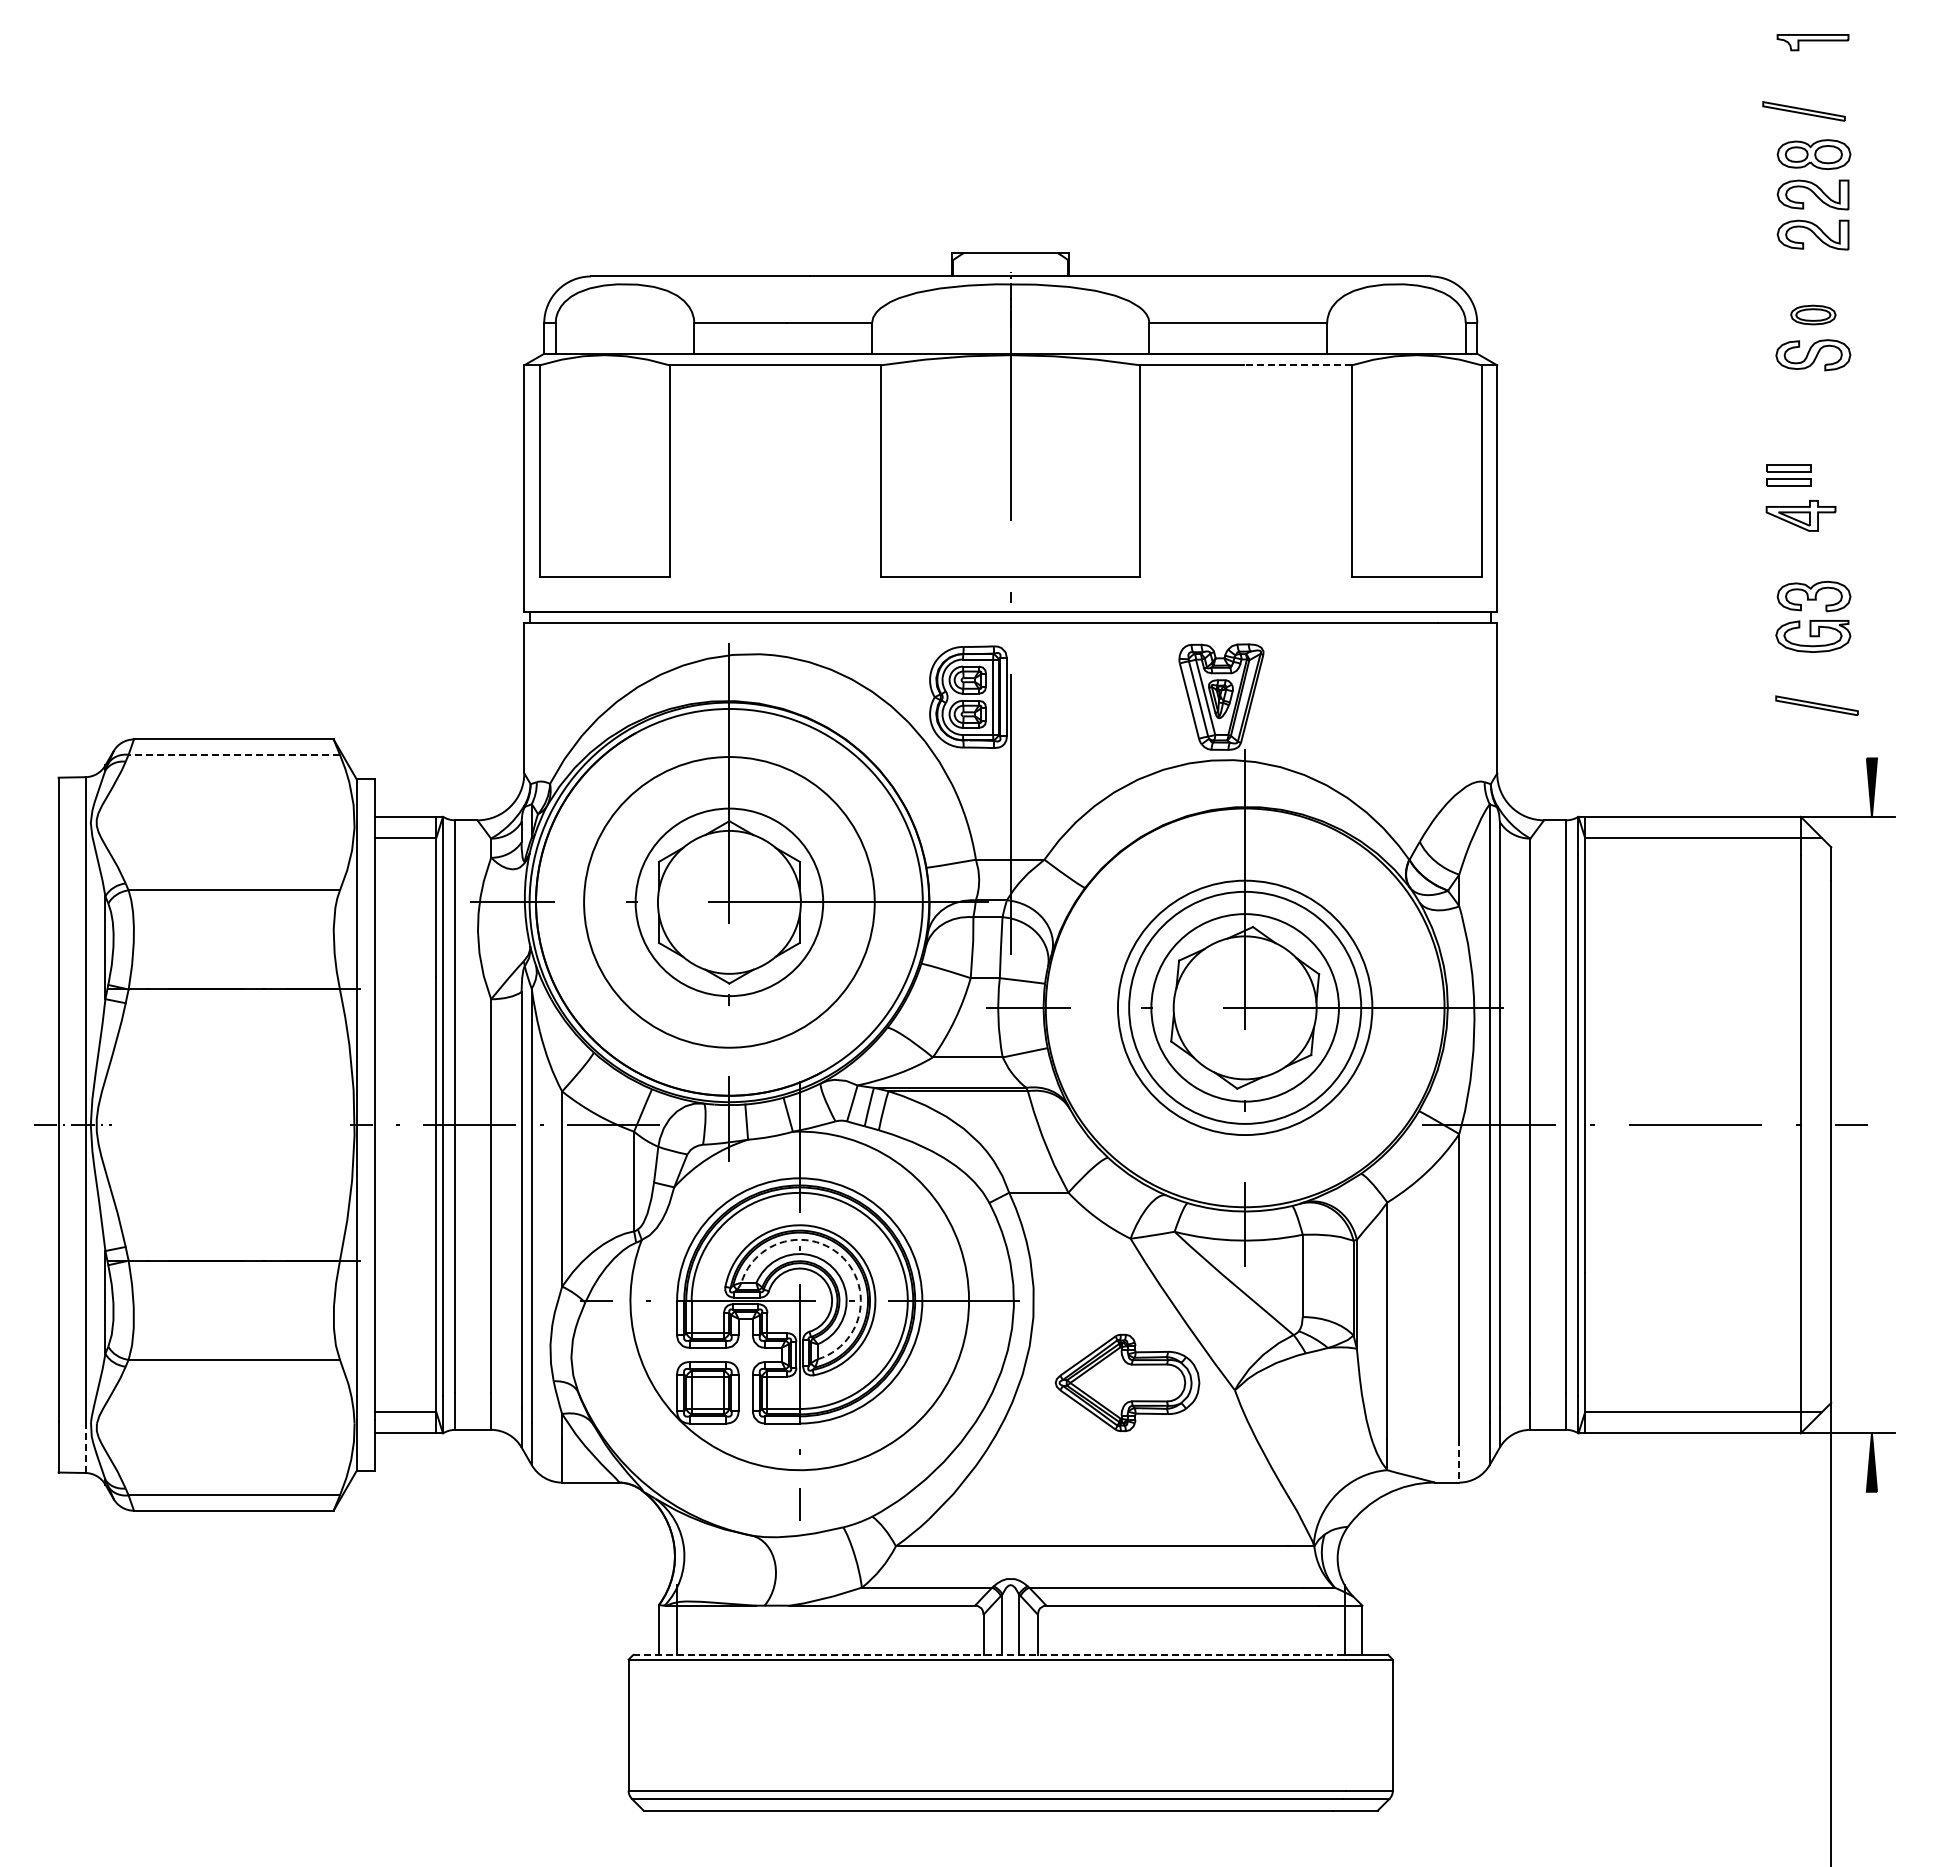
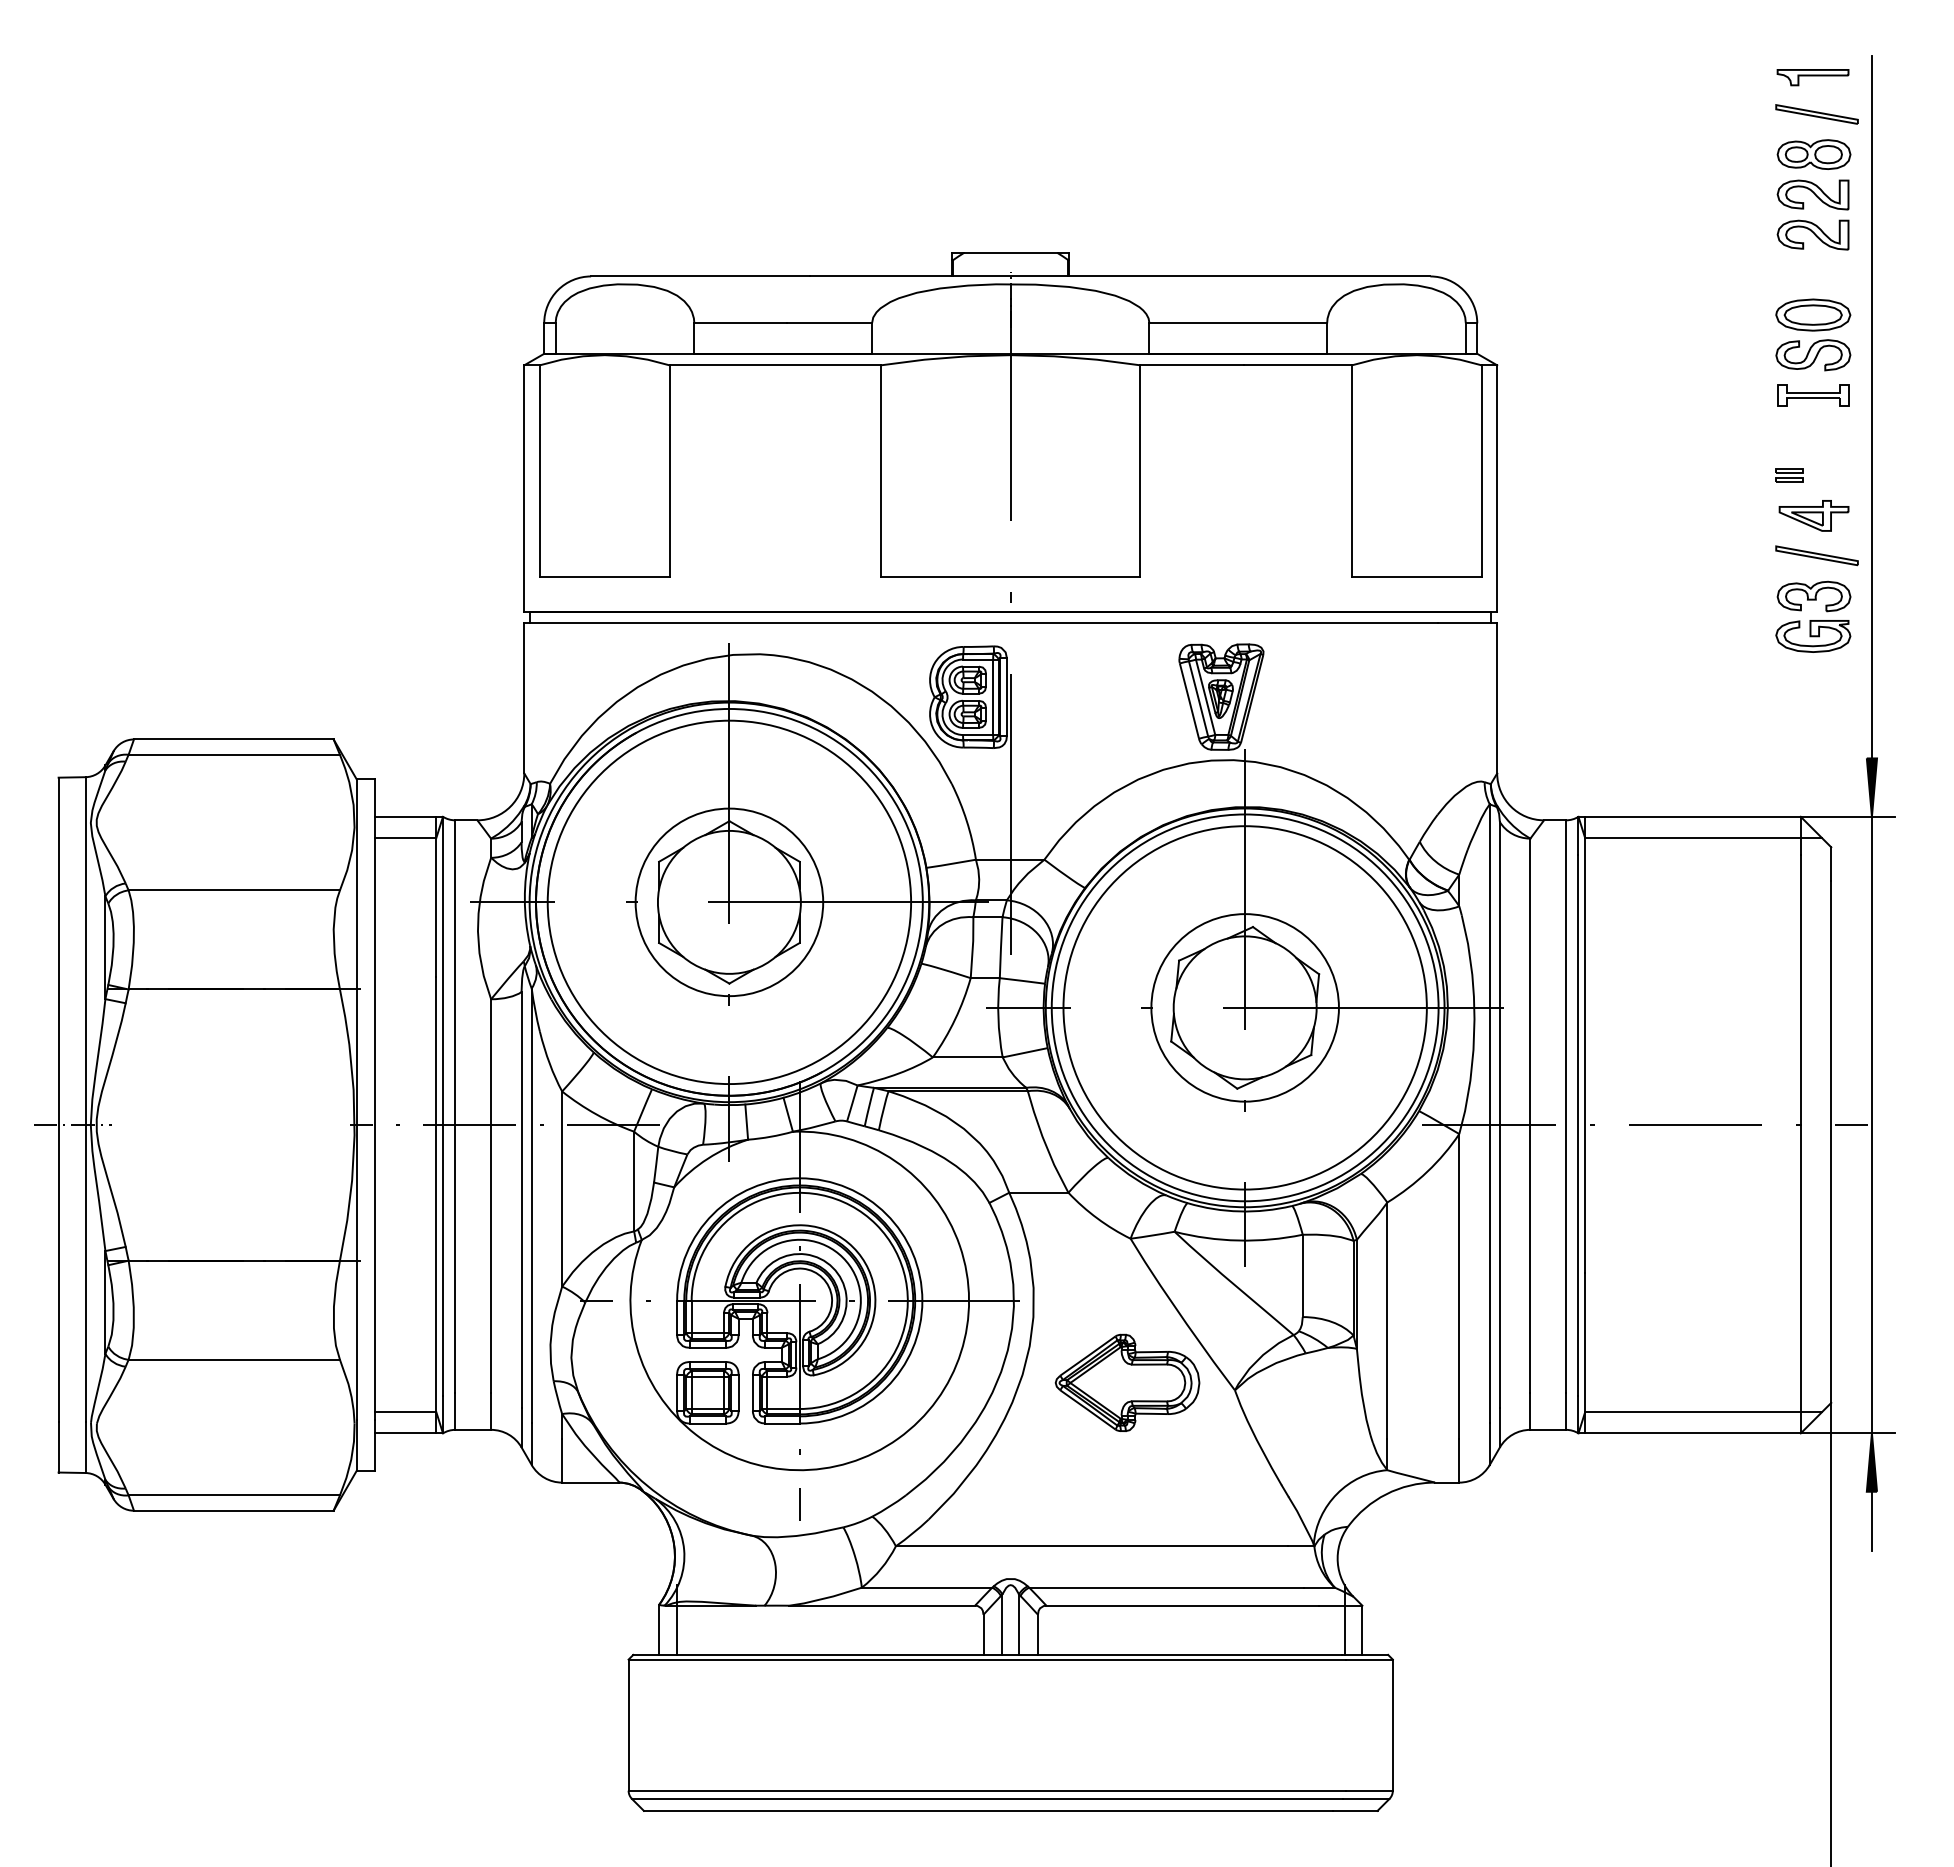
part position: (1812, 42) -> (1812, 77) (1812, 77)
part position: (1803, 111) -> (1816, 114) (1816, 114)
part size: 47x22 px -> 77x34 px (1813, 314)
line: dashed -> solid (1297, 365)
part: none -> present (1813, 395)
line: none -> present (1871, 407)
part size: 46x23 px -> 29x15 px (1789, 475)
part position: (1800, 515) -> (1813, 515) (1813, 515)
part position: (1816, 705) -> (1816, 555) (1816, 555)
line: dashed -> solid (234, 754)
circle diameter: 291 px -> 363 px (729, 902)
circle diameter: 232 px -> 387 px (1244, 1007)
circle diameter: 254 px -> 363 px (1244, 1007)
line: none -> present (1871, 1124)
arc: dashed -> solid (842, 1257)
line: dashed -> solid (85, 1447)
line: dashed -> solid (1459, 1460)
line: none -> present (1871, 1520)
line: dashed -> solid (988, 1654)
